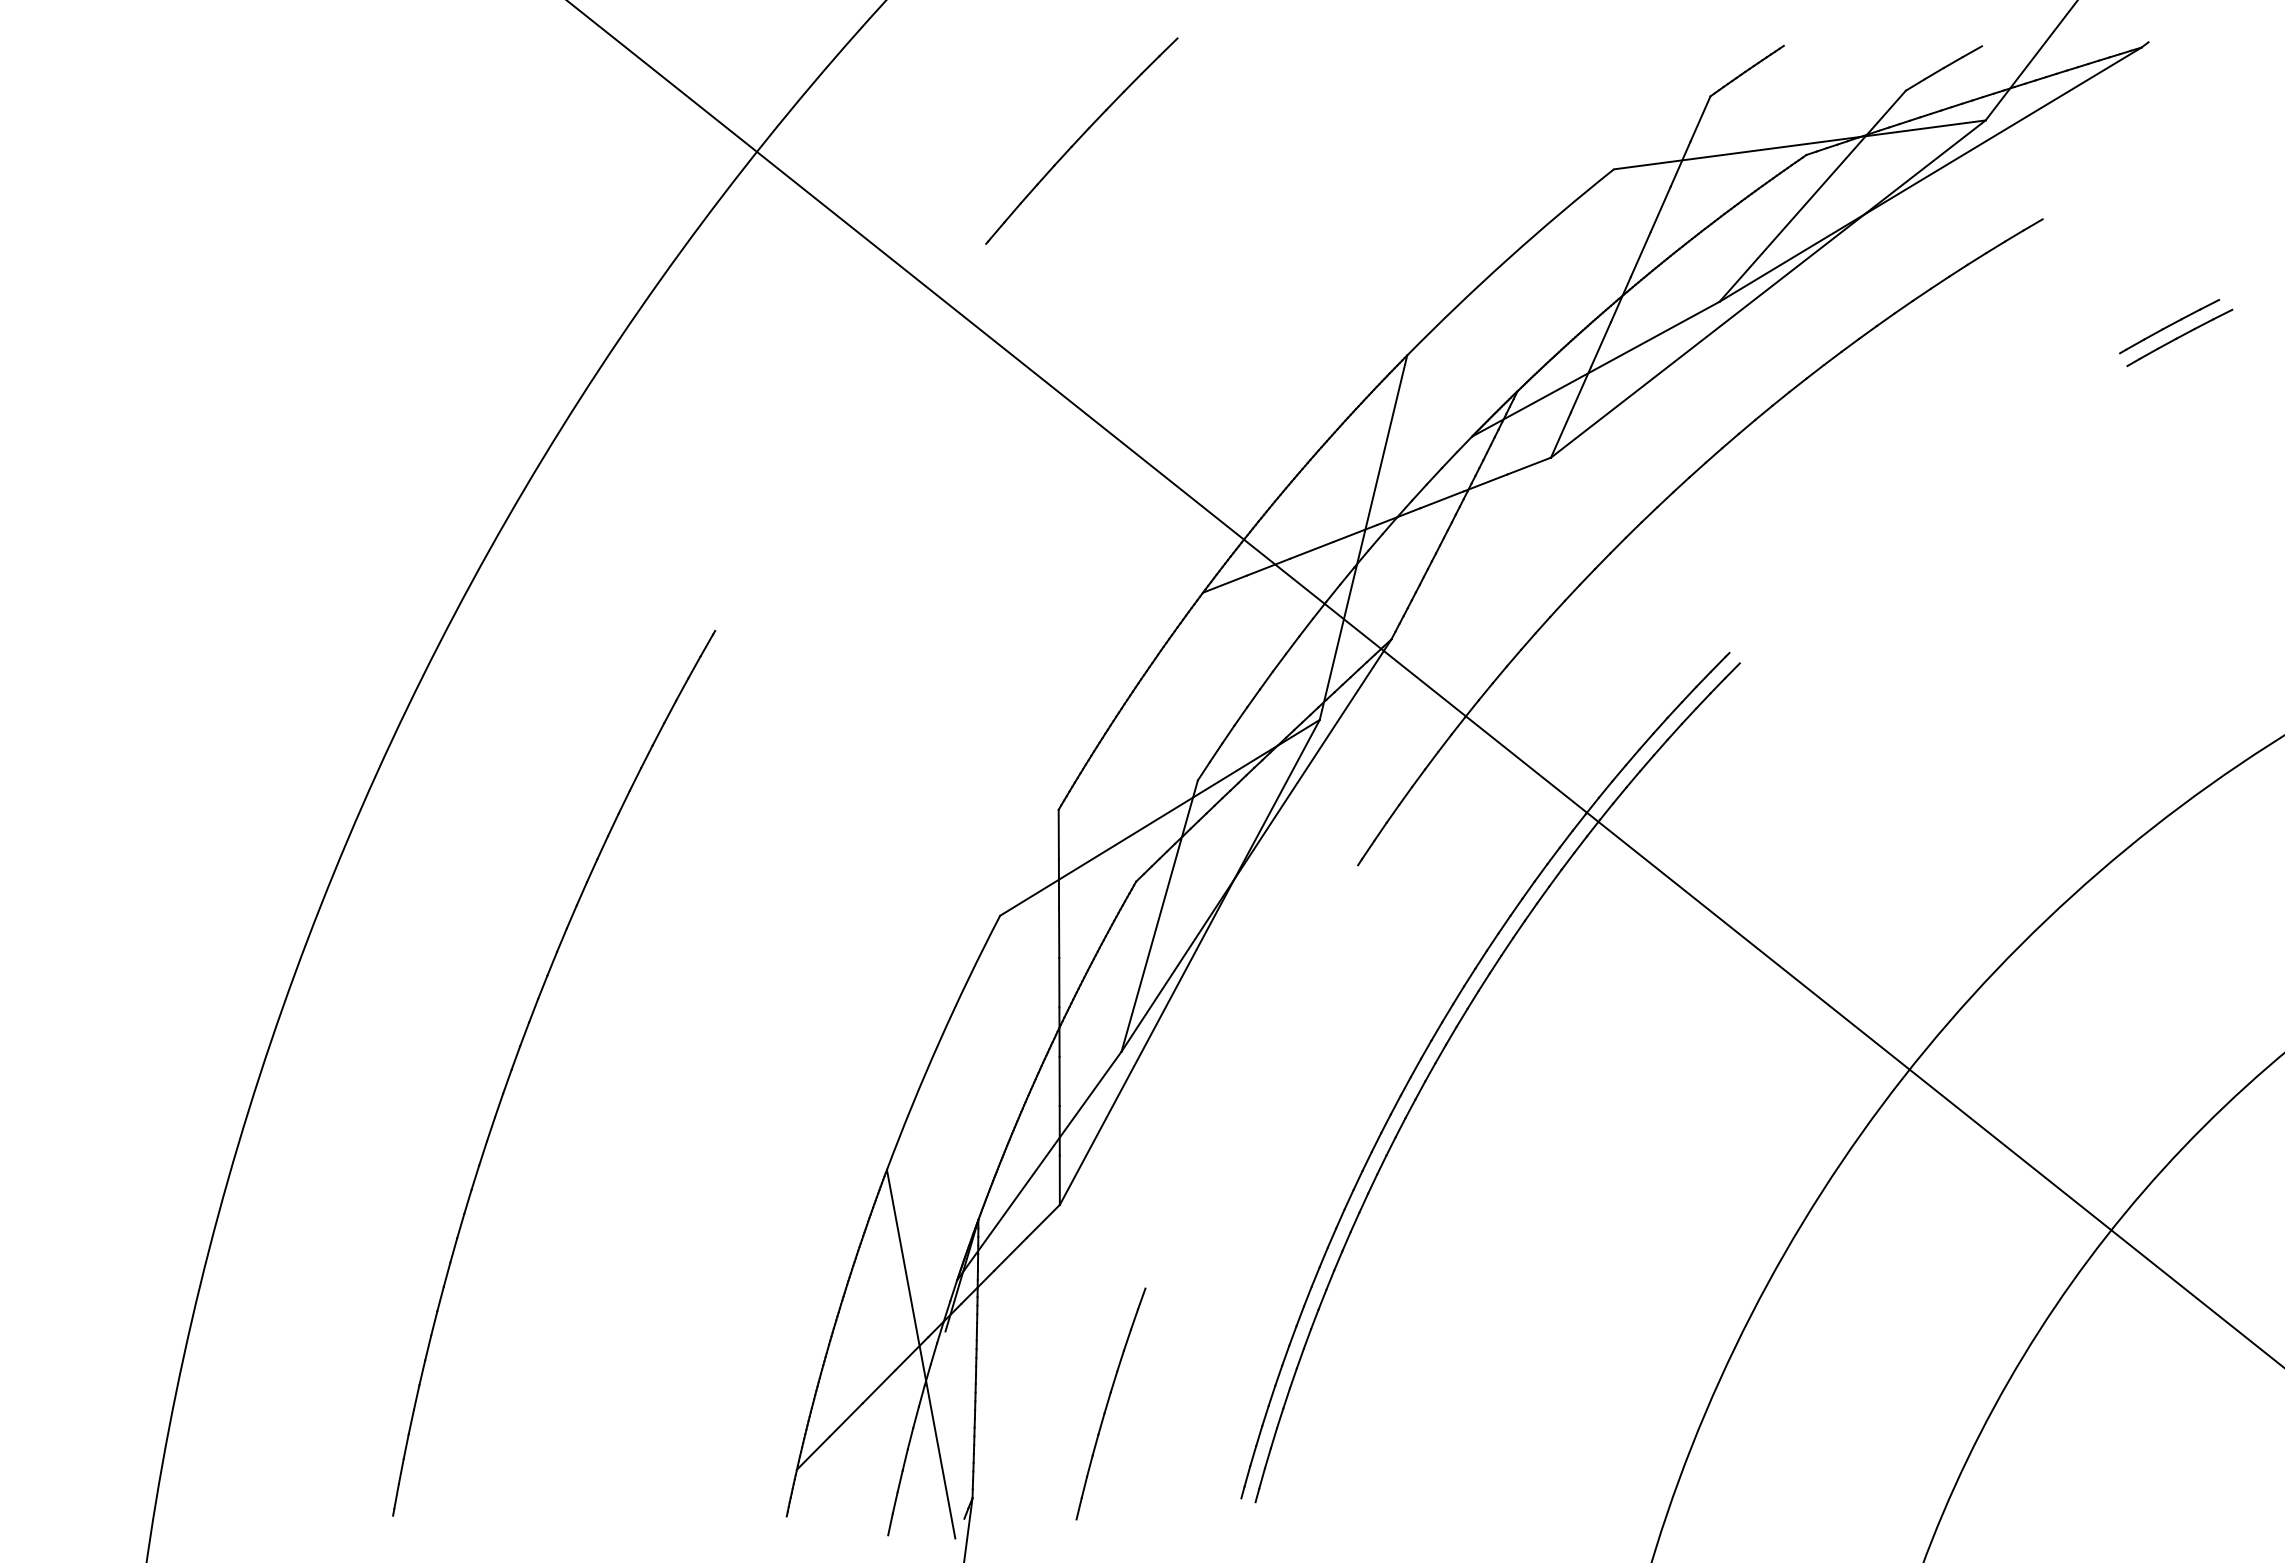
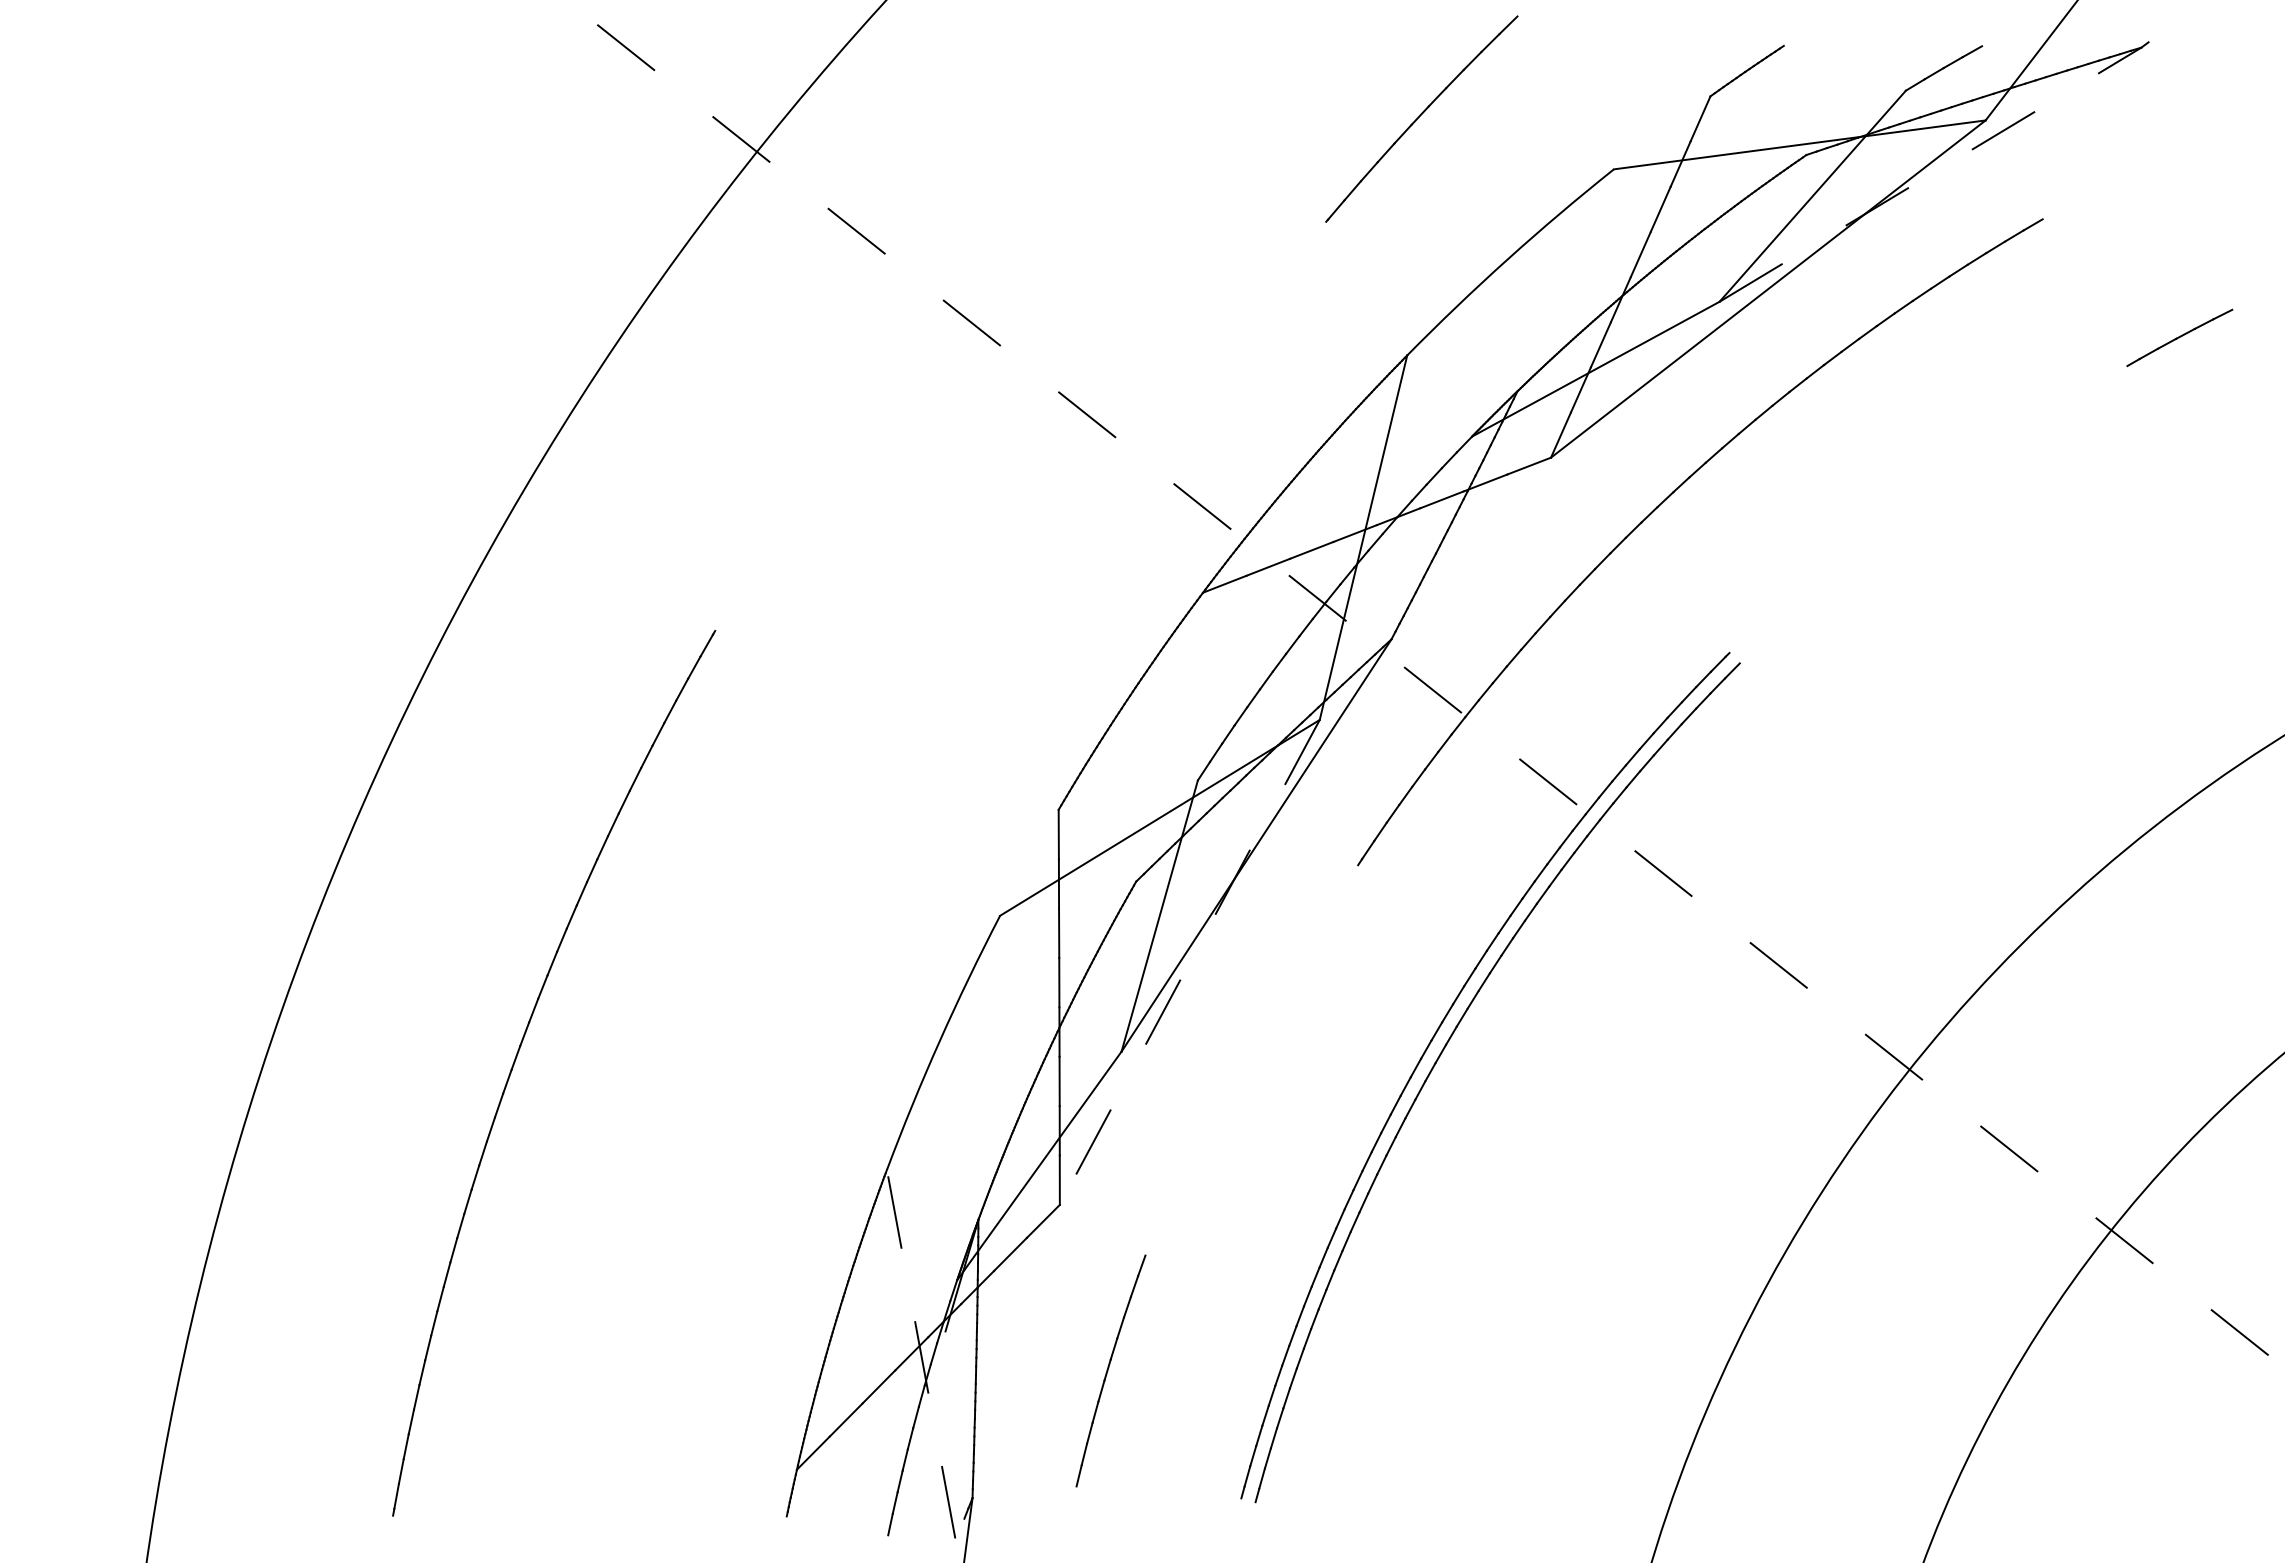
part position: (1081, 140) -> (1421, 118) (1421, 118)
line: solid -> dashed (1930, 174)
line: present -> none (2169, 326)
line: solid -> dashed (1425, 684)
line: solid -> dashed (1189, 962)
line: solid -> dashed (921, 1353)
part position: (1110, 1403) -> (1110, 1370) (1110, 1370)
